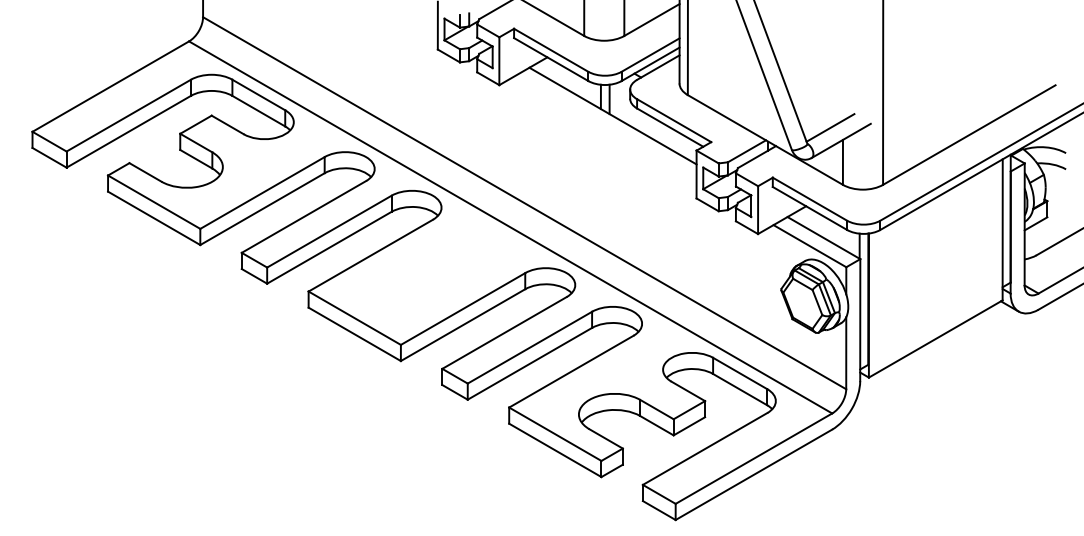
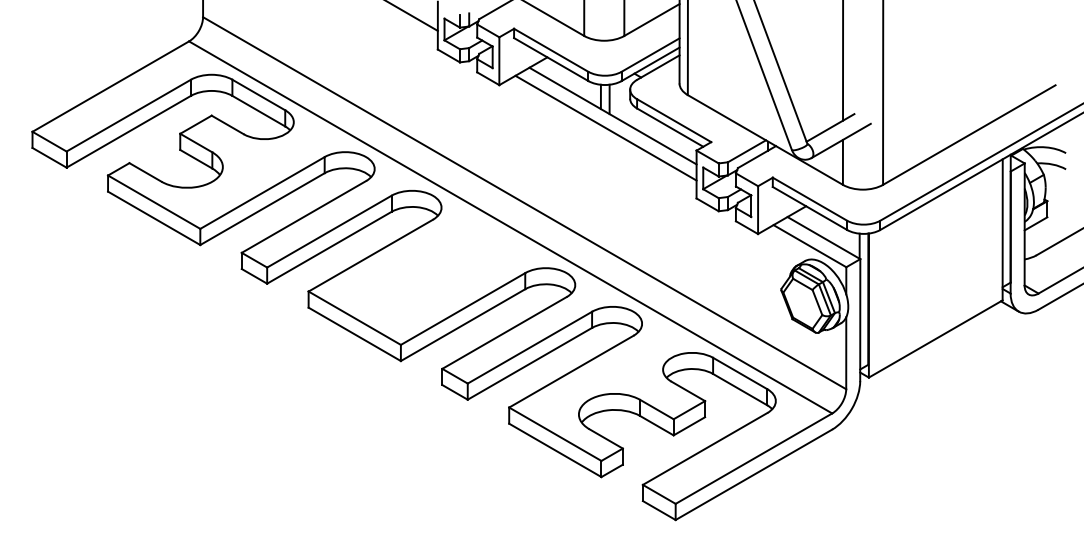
line: none -> present (412, 16)
line: none -> present (843, 61)
line: none -> present (605, 127)
